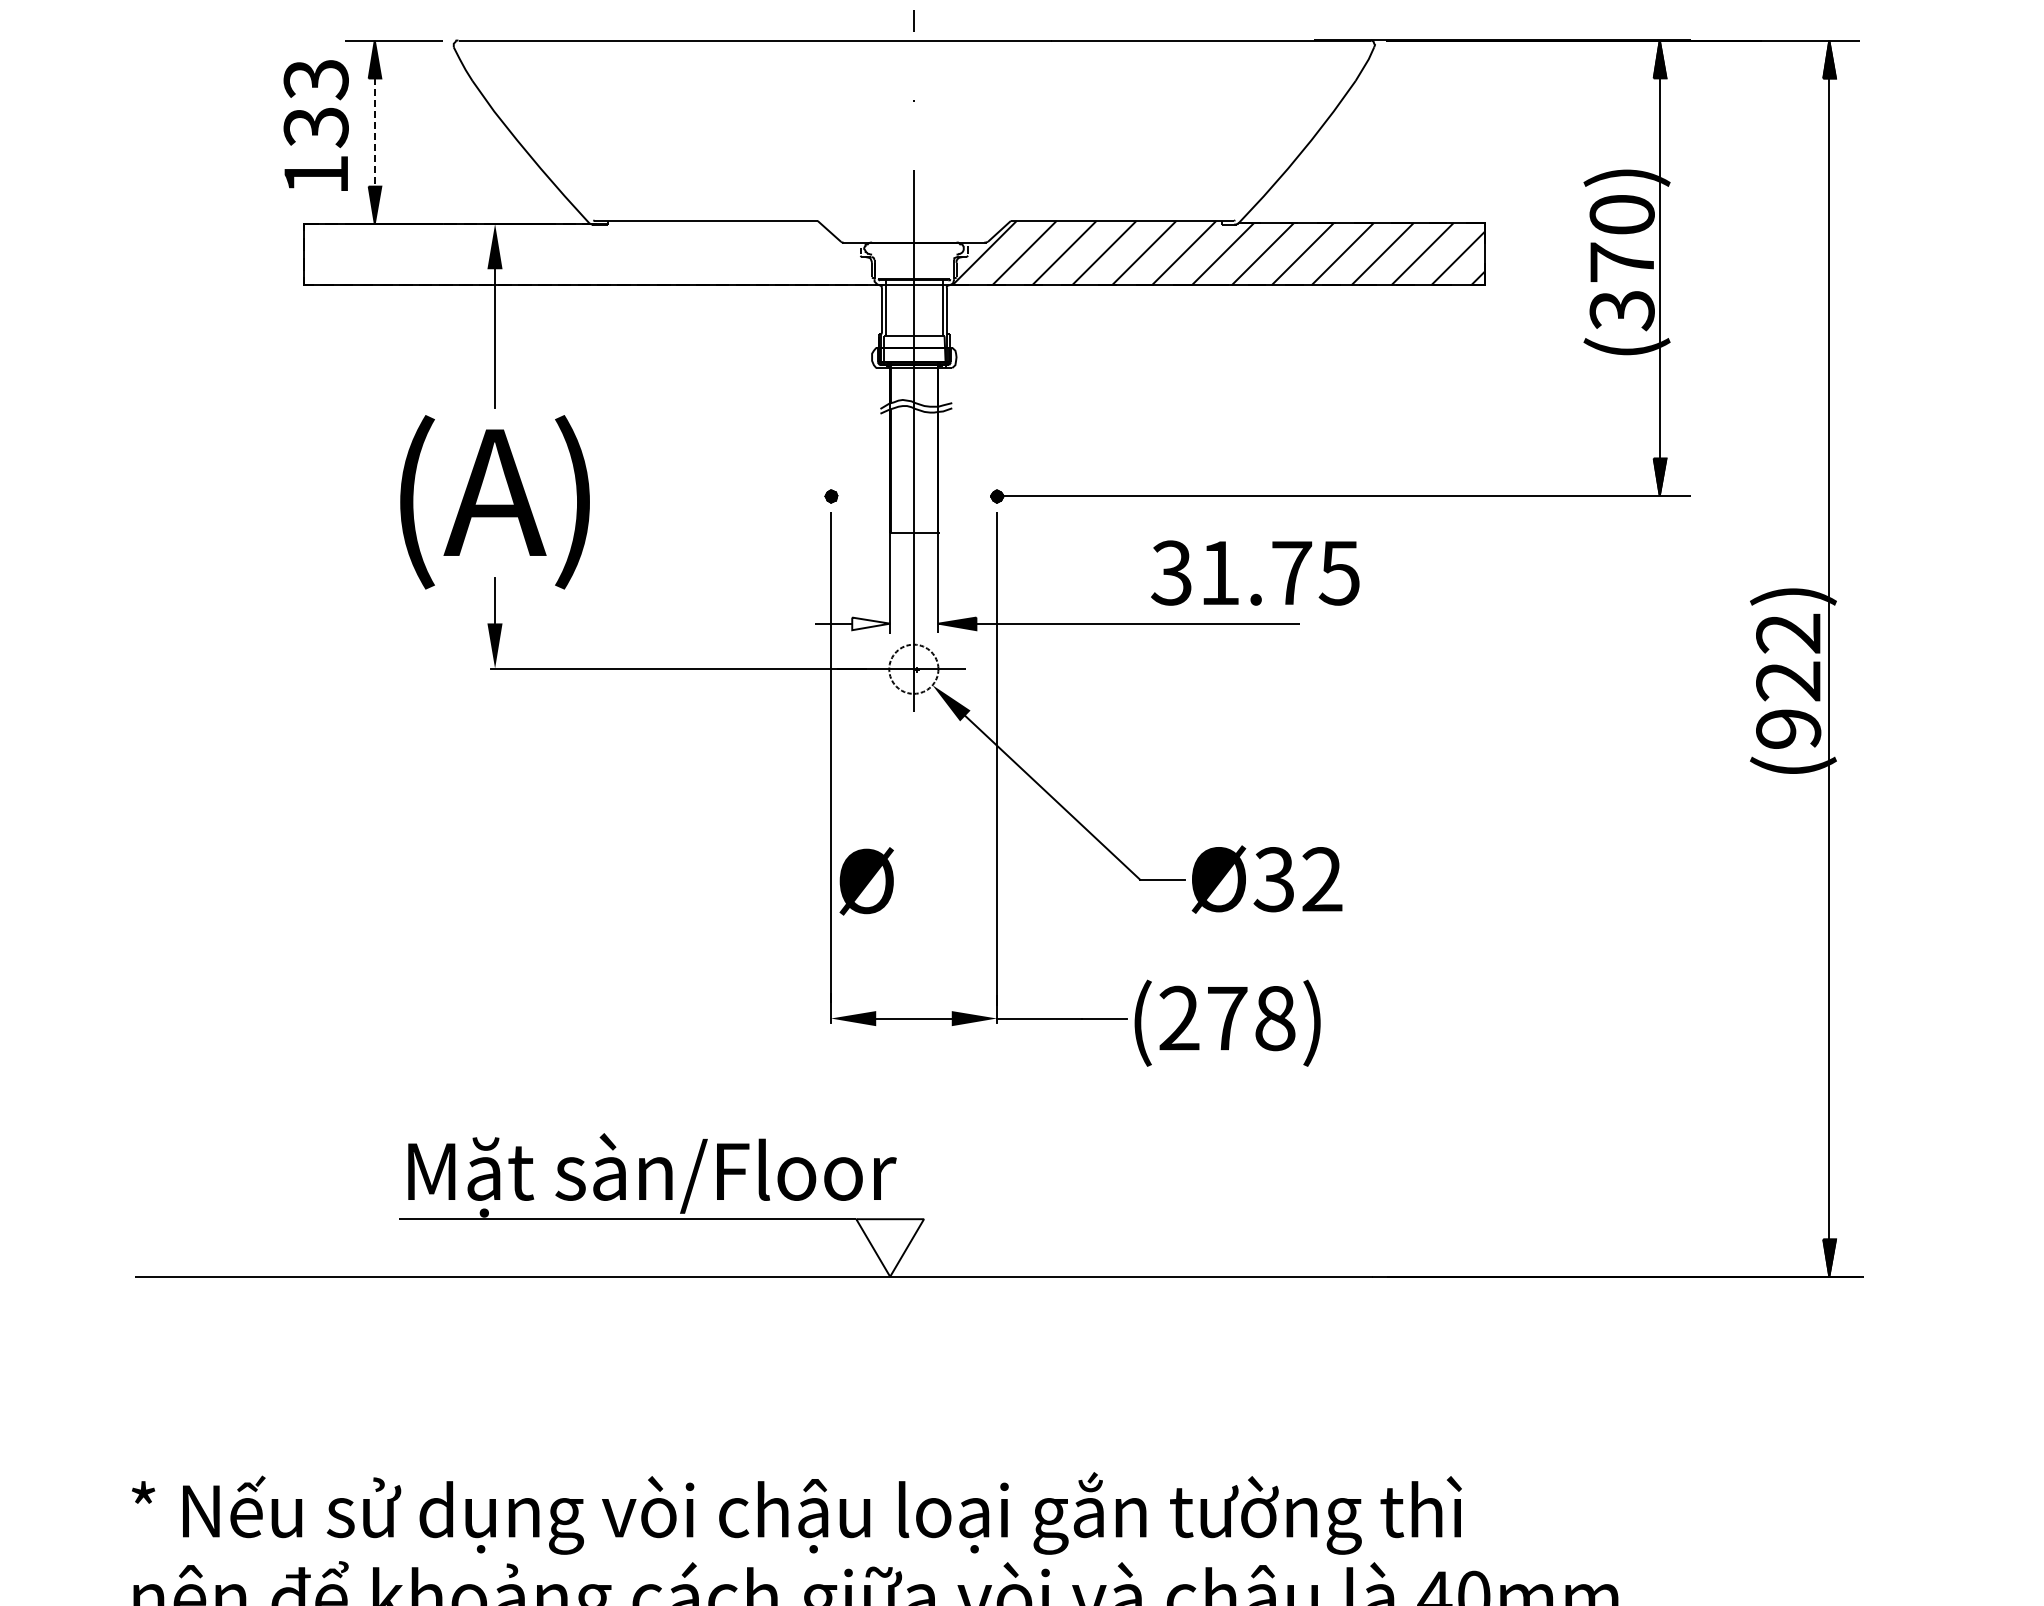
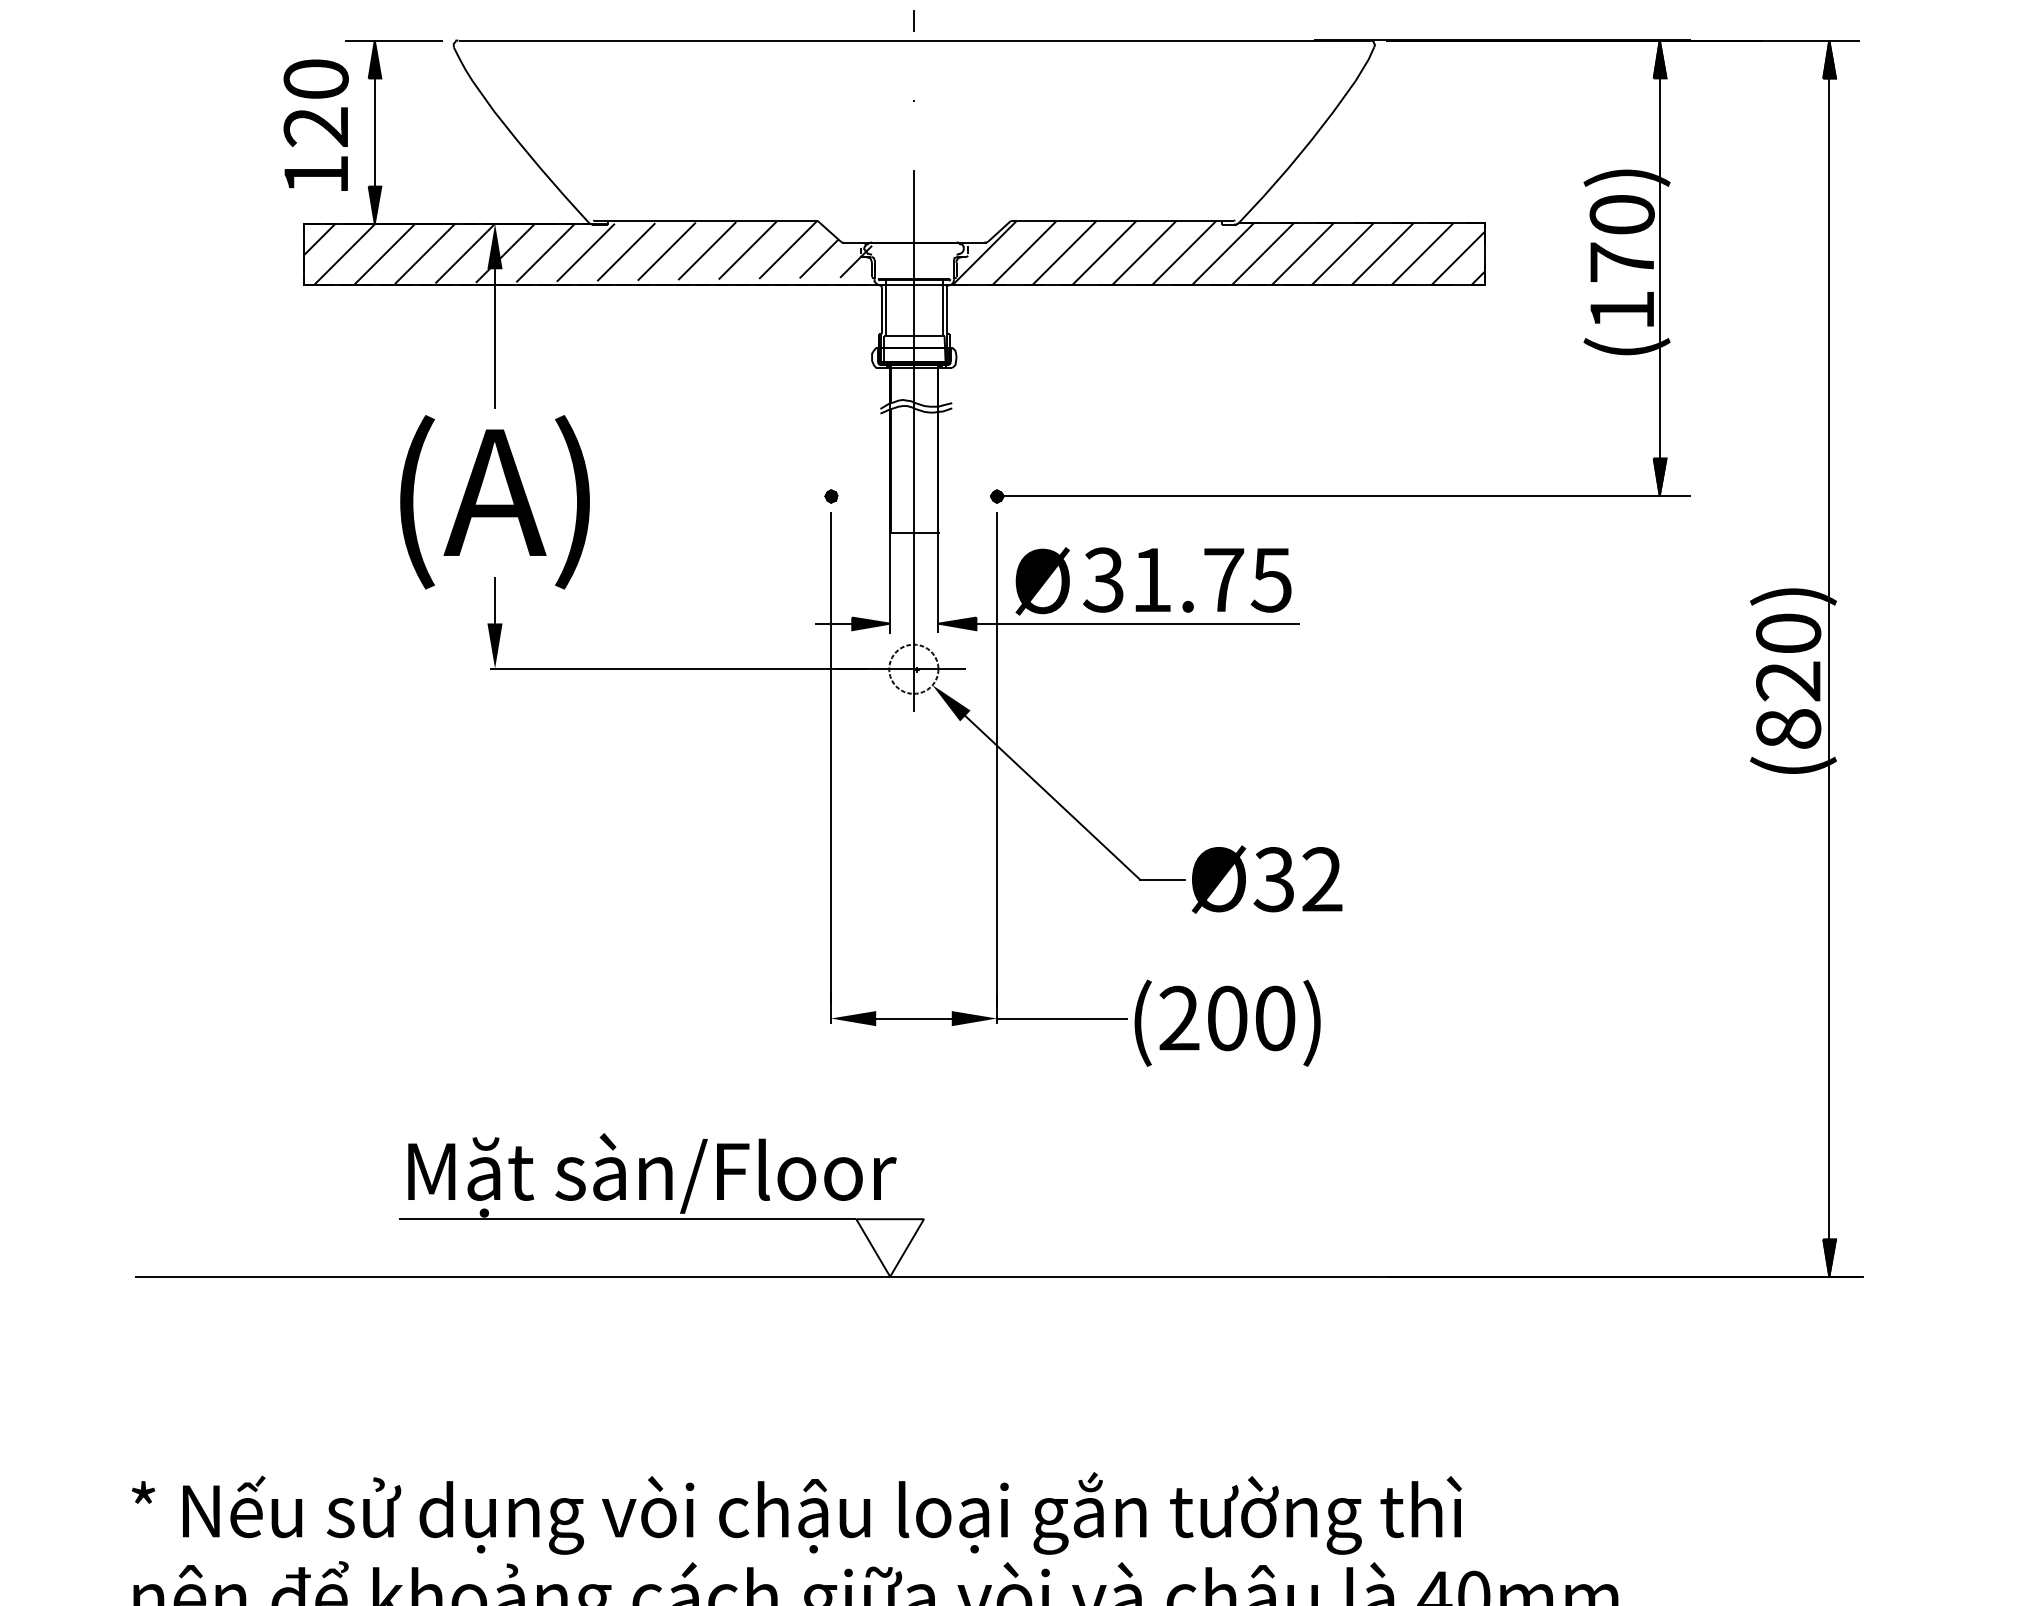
text: 133 -> 120 (315, 103)
line: dashed -> solid (374, 133)
hatch: none -> present (588, 252)
text: (370) -> (170) (1621, 311)
text position: (1255, 572) -> (1187, 579) (1187, 579)
fill: none -> present (871, 623)
text: (922) -> (820) (1788, 680)
text position: (866, 881) -> (1042, 581) (1042, 581)
text: (278) -> (200) (1251, 1018)
